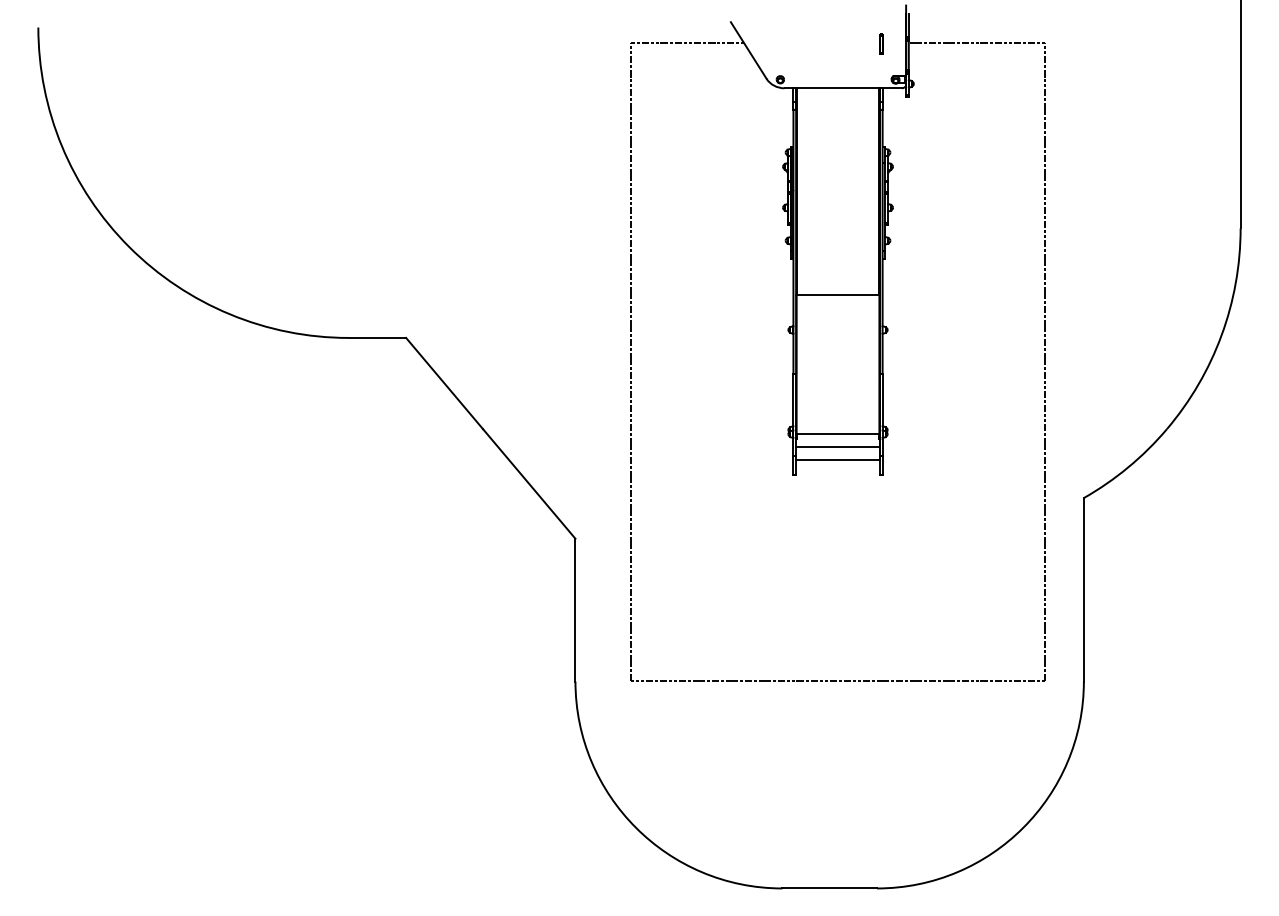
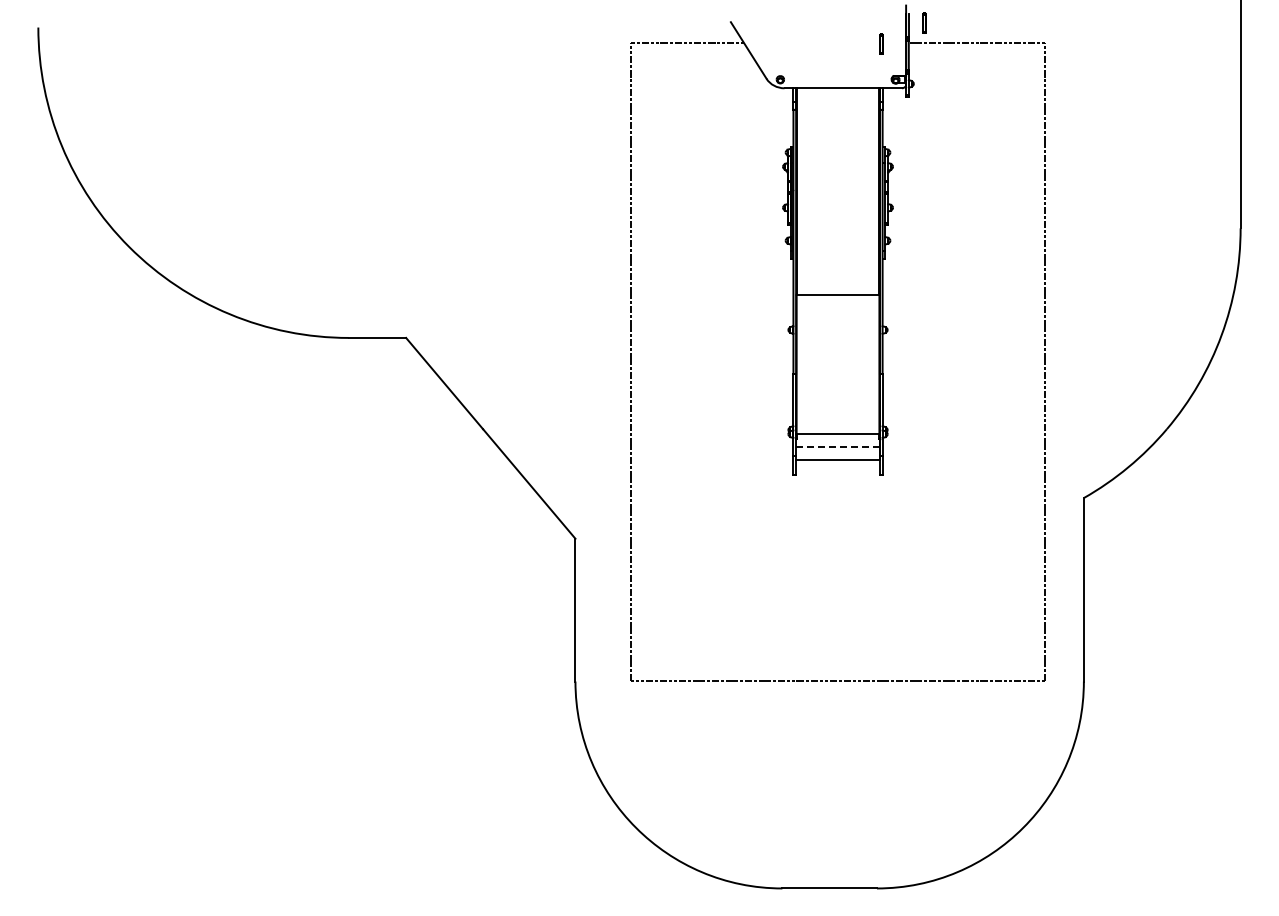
line: none -> present (923, 22)
line: solid -> dashed (838, 447)
